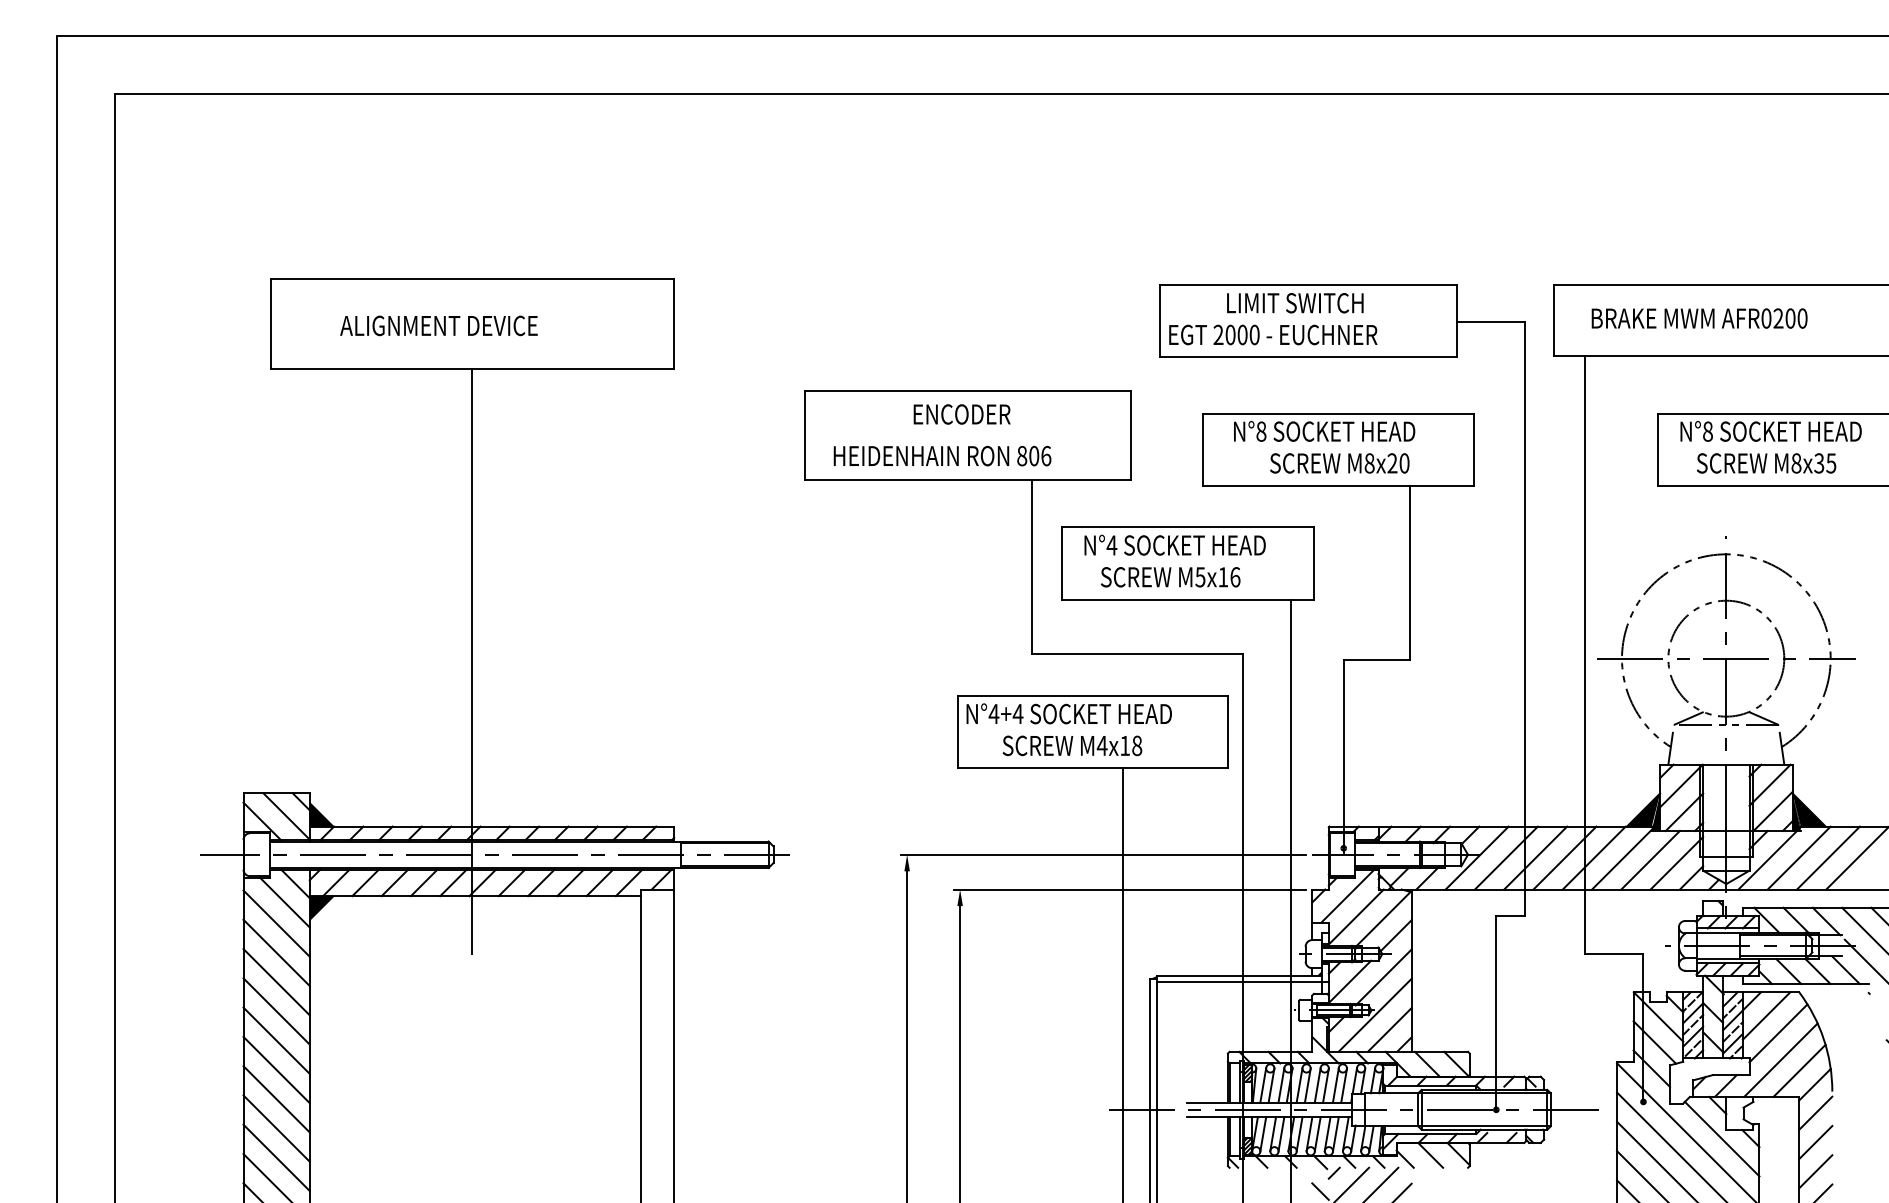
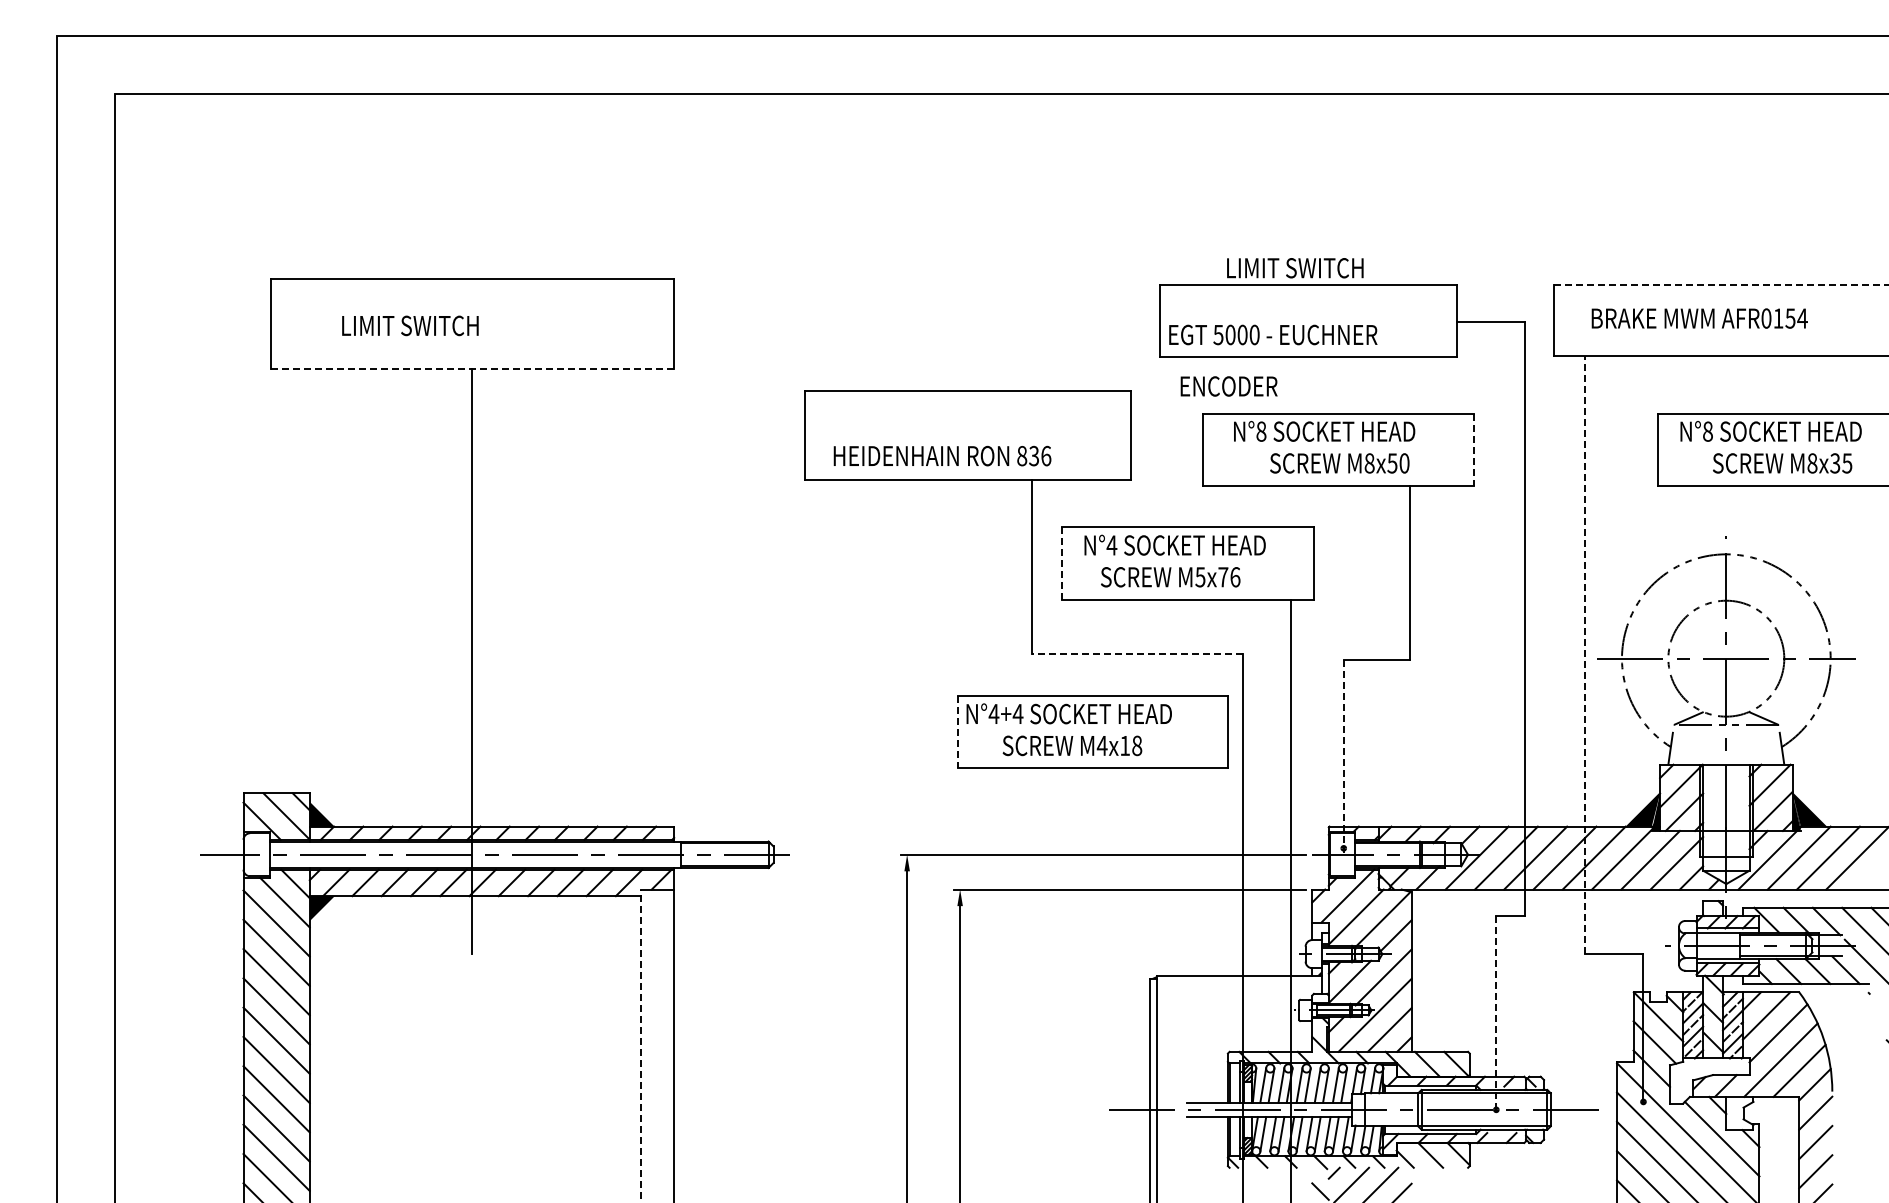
line: solid -> dashed (1721, 285)
text position: (1295, 303) -> (1295, 268) (1295, 268)
text: AFR0200 -> AFR0154 (1790, 318)
text: ALIGNMENT DEVICE -> LIMIT SWITCH (438, 325)
text: 2000 -> 5000 (1218, 334)
line: solid -> dashed (471, 368)
text position: (961, 414) -> (1228, 386) (1228, 386)
line: solid -> dashed (1474, 450)
text: 806 -> 836 (1034, 456)
text: M8x20 -> M8x50 (1392, 463)
text position: (1766, 463) -> (1782, 463) (1782, 463)
line: solid -> dashed (1062, 563)
text: M5x16 -> M5x76 (1223, 577)
line: solid -> dashed (1136, 653)
line: solid -> dashed (1585, 655)
line: solid -> dashed (957, 732)
line: solid -> dashed (1343, 757)
line: present -> none (1242, 982)
line: present -> none (1123, 983)
line: solid -> dashed (1496, 1012)
line: solid -> dashed (641, 1045)
